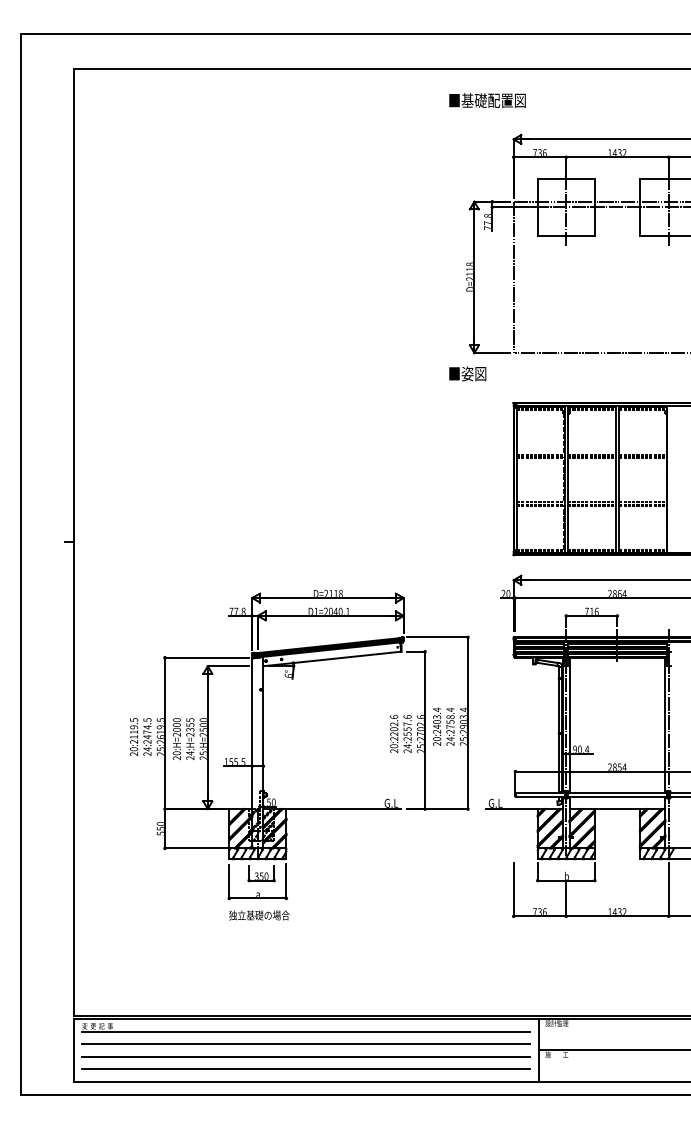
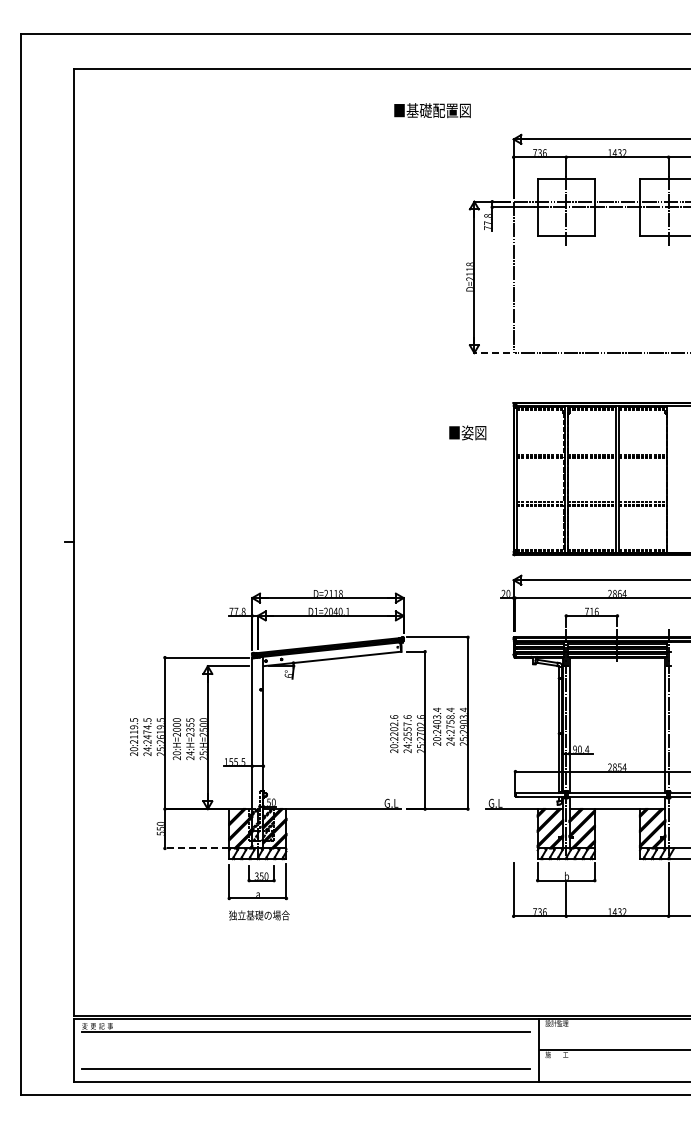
text position: (487, 100) -> (432, 110) (432, 110)
line: solid -> dashed (492, 353)
text position: (467, 373) -> (467, 432) (467, 432)
line: solid -> dashed (196, 848)
line: present -> none (305, 1044)
line: present -> none (305, 1056)
